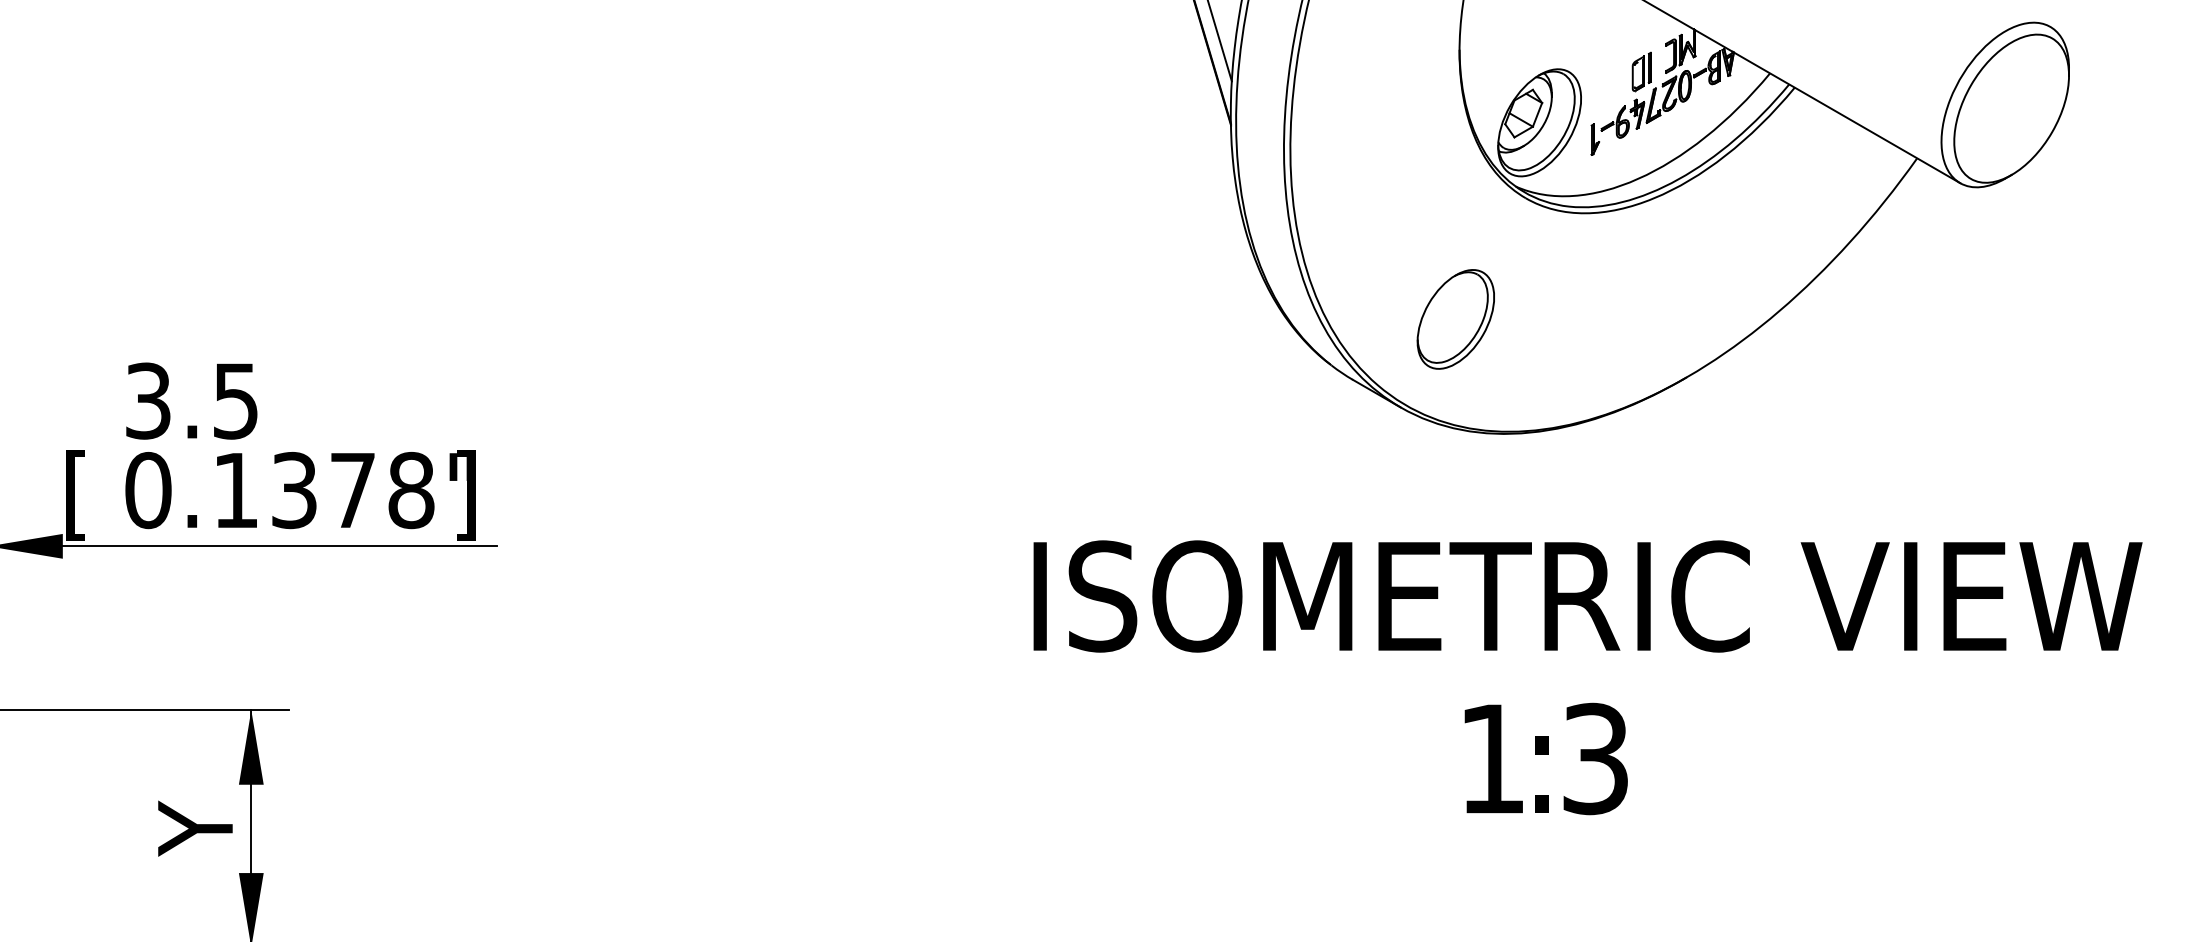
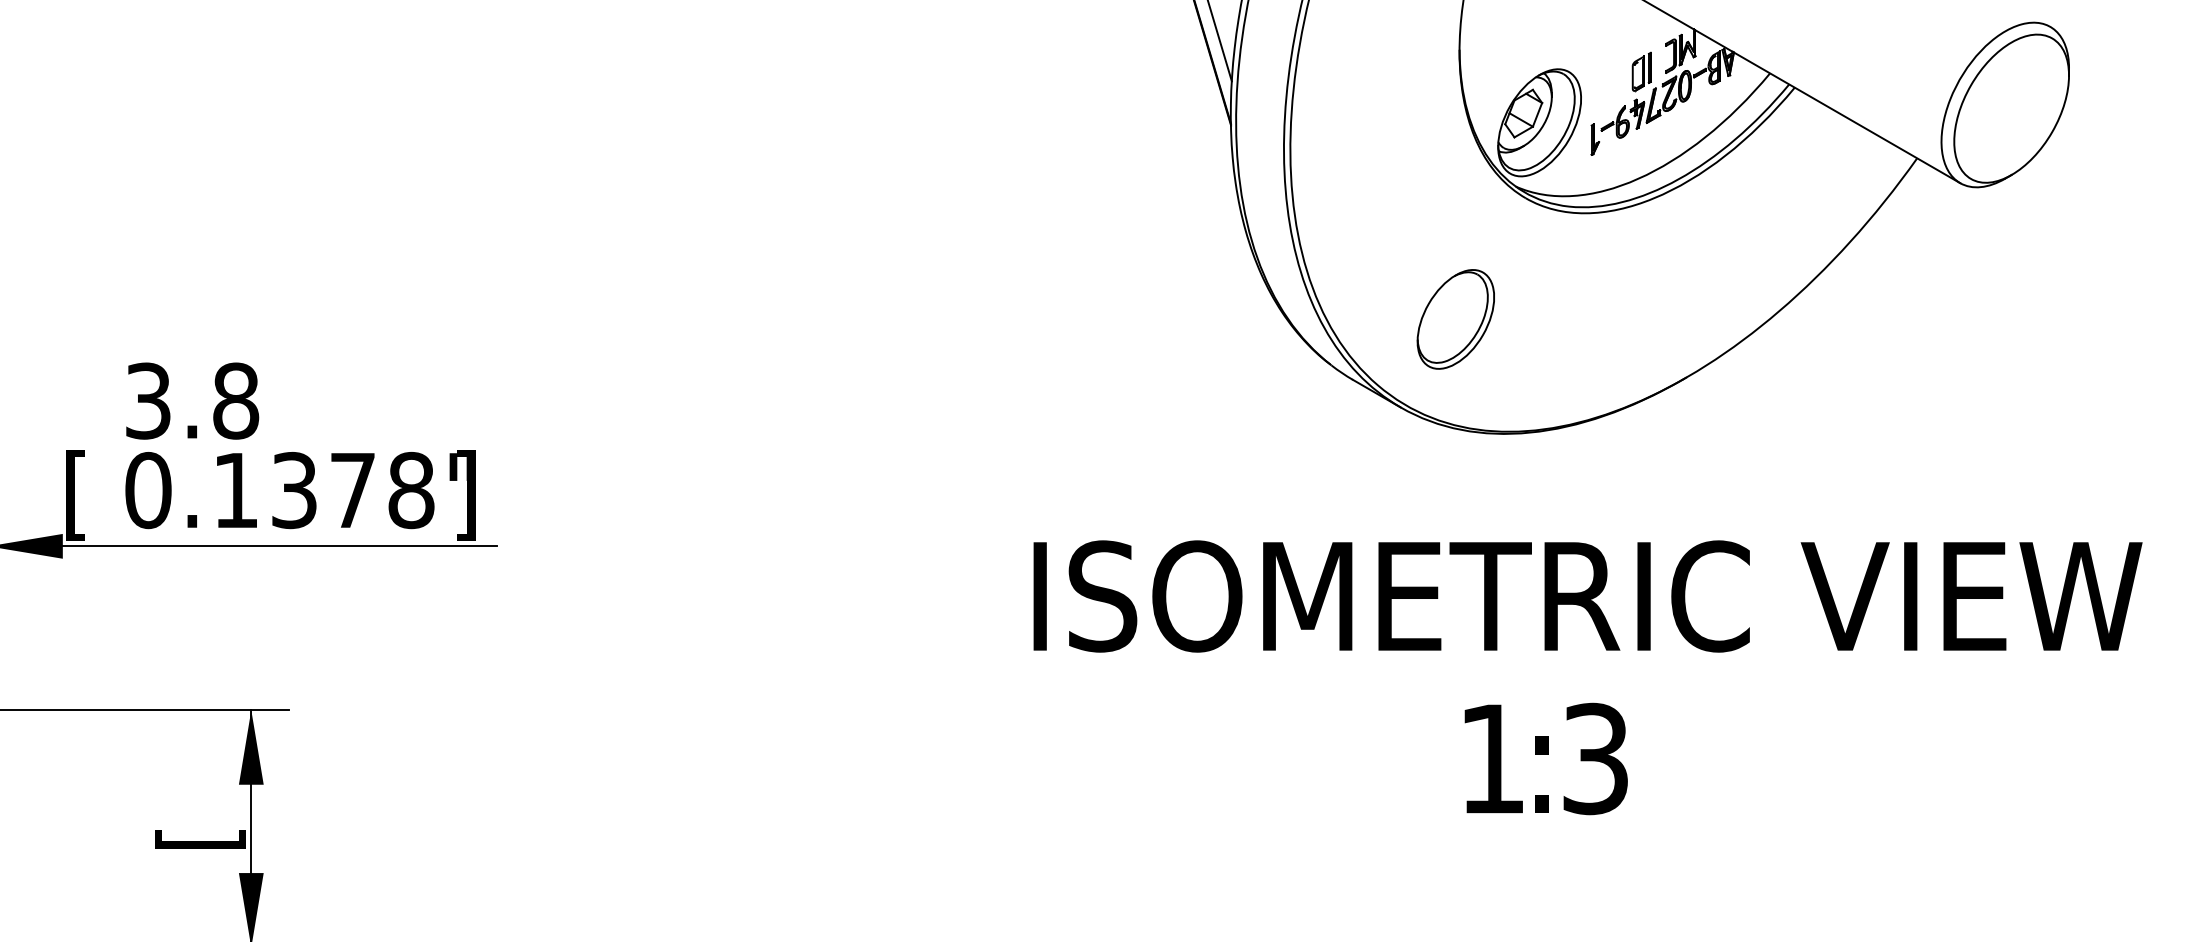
text: 3.5 -> 3.8 (236, 400)
text: Y -> [ (200, 828)
